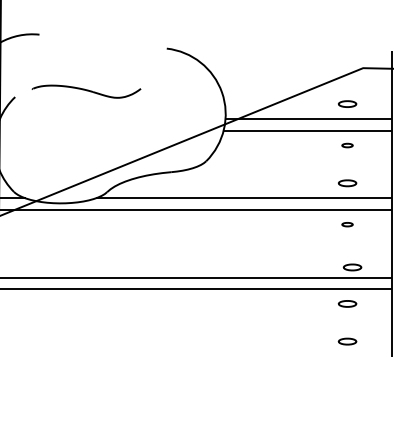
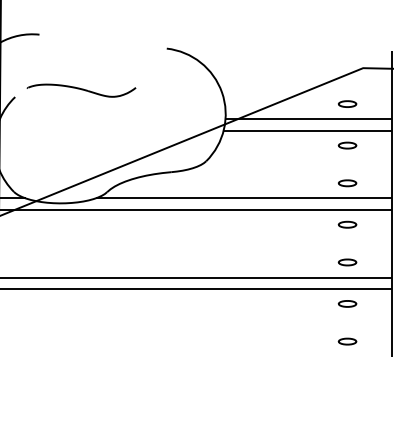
part position: (86, 91) -> (81, 90) (81, 90)
part size: 13x7 px -> 21x9 px (347, 145)
part size: 13x6 px -> 21x9 px (347, 224)
part position: (352, 267) -> (347, 262) (347, 262)
